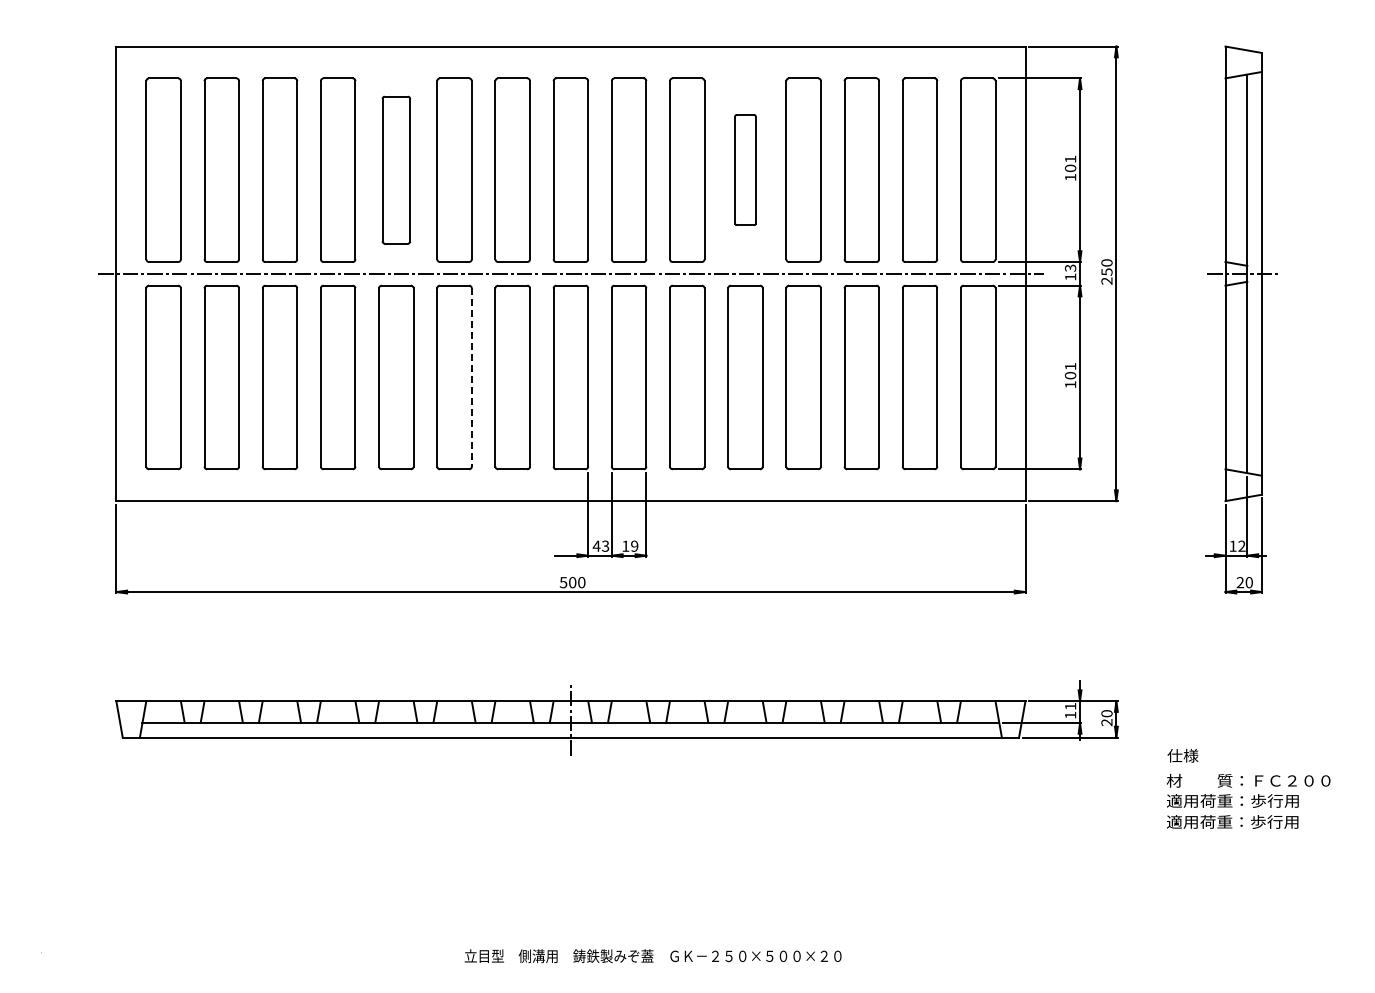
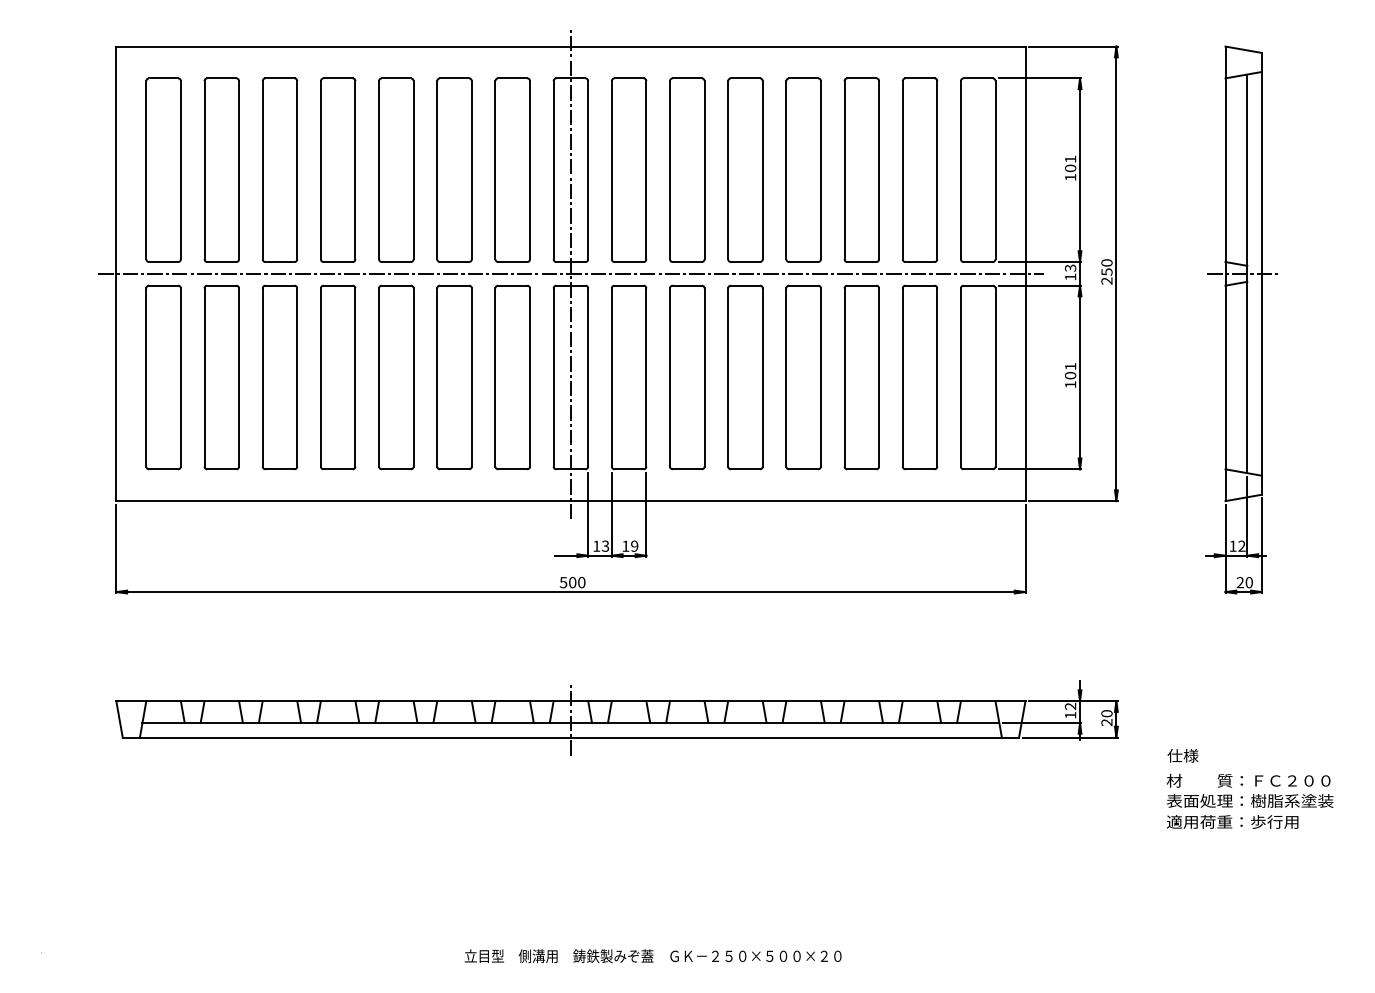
part size: 30x150 px -> 37x186 px (396, 169)
part size: 23x112 px -> 37x186 px (745, 169)
line: none -> present (570, 273)
line: dashed -> solid (471, 378)
text: 43 -> 13 (596, 545)
text: 11 -> 12 (1070, 706)
text: 適用荷重：歩行用 -> 表面処理：樹脂系塗装 (1250, 800)
